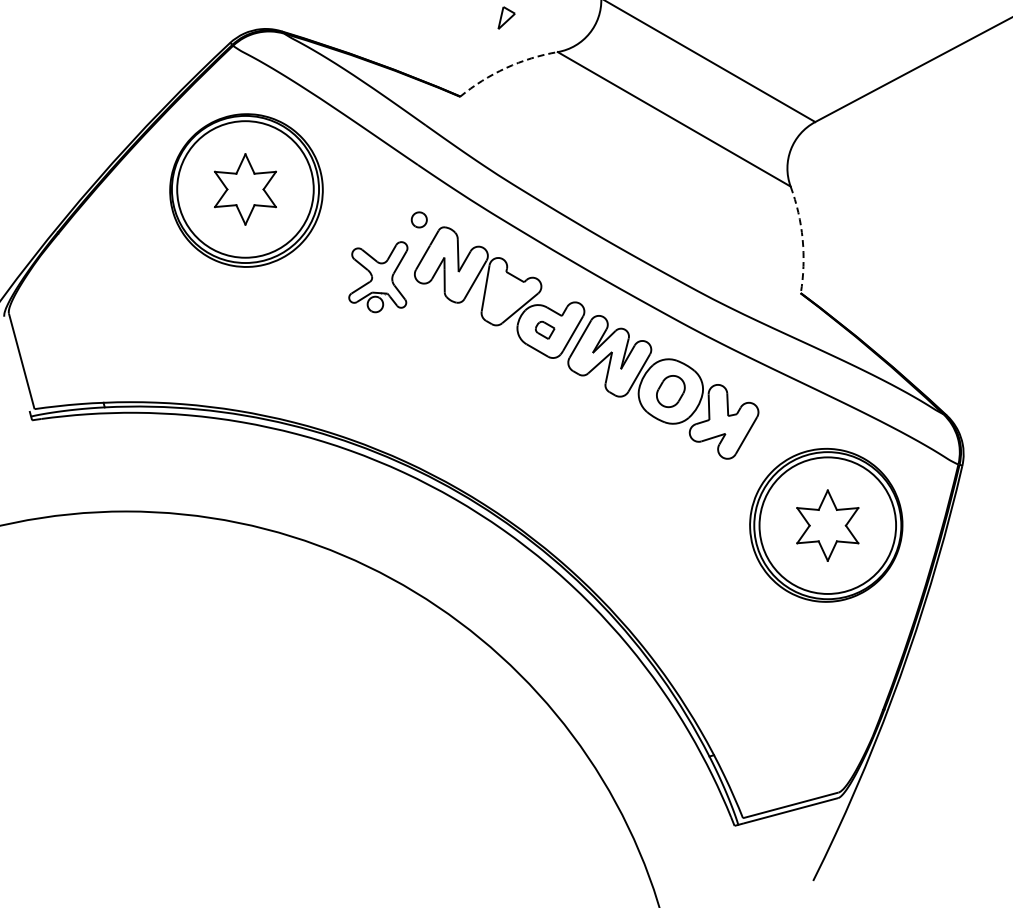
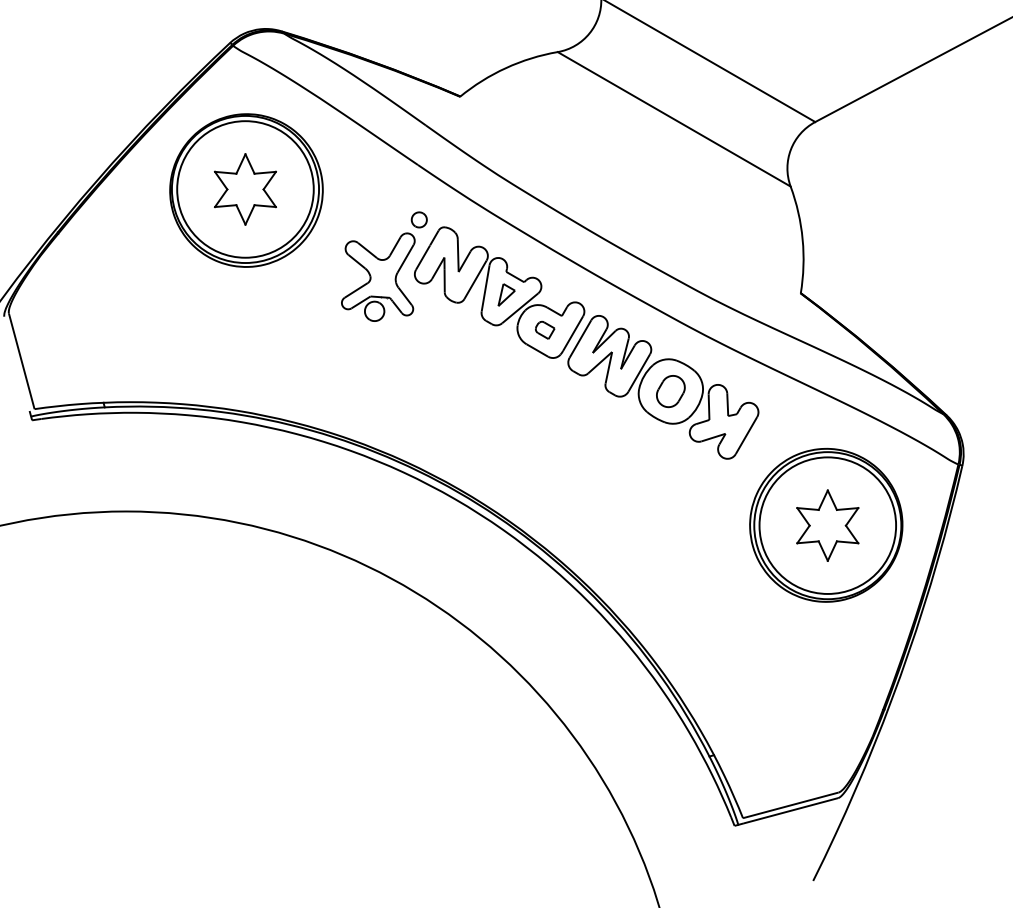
part position: (506, 17) -> (506, 294) (506, 294)
arc: dashed -> solid (506, 68)
arc: dashed -> solid (802, 239)
part size: 61x73 px -> 75x90 px (378, 276)
